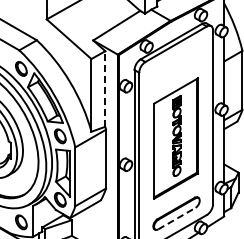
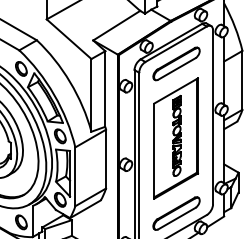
part: none -> present (176, 63)
line: dashed -> solid (105, 89)
line: dashed -> solid (176, 218)
